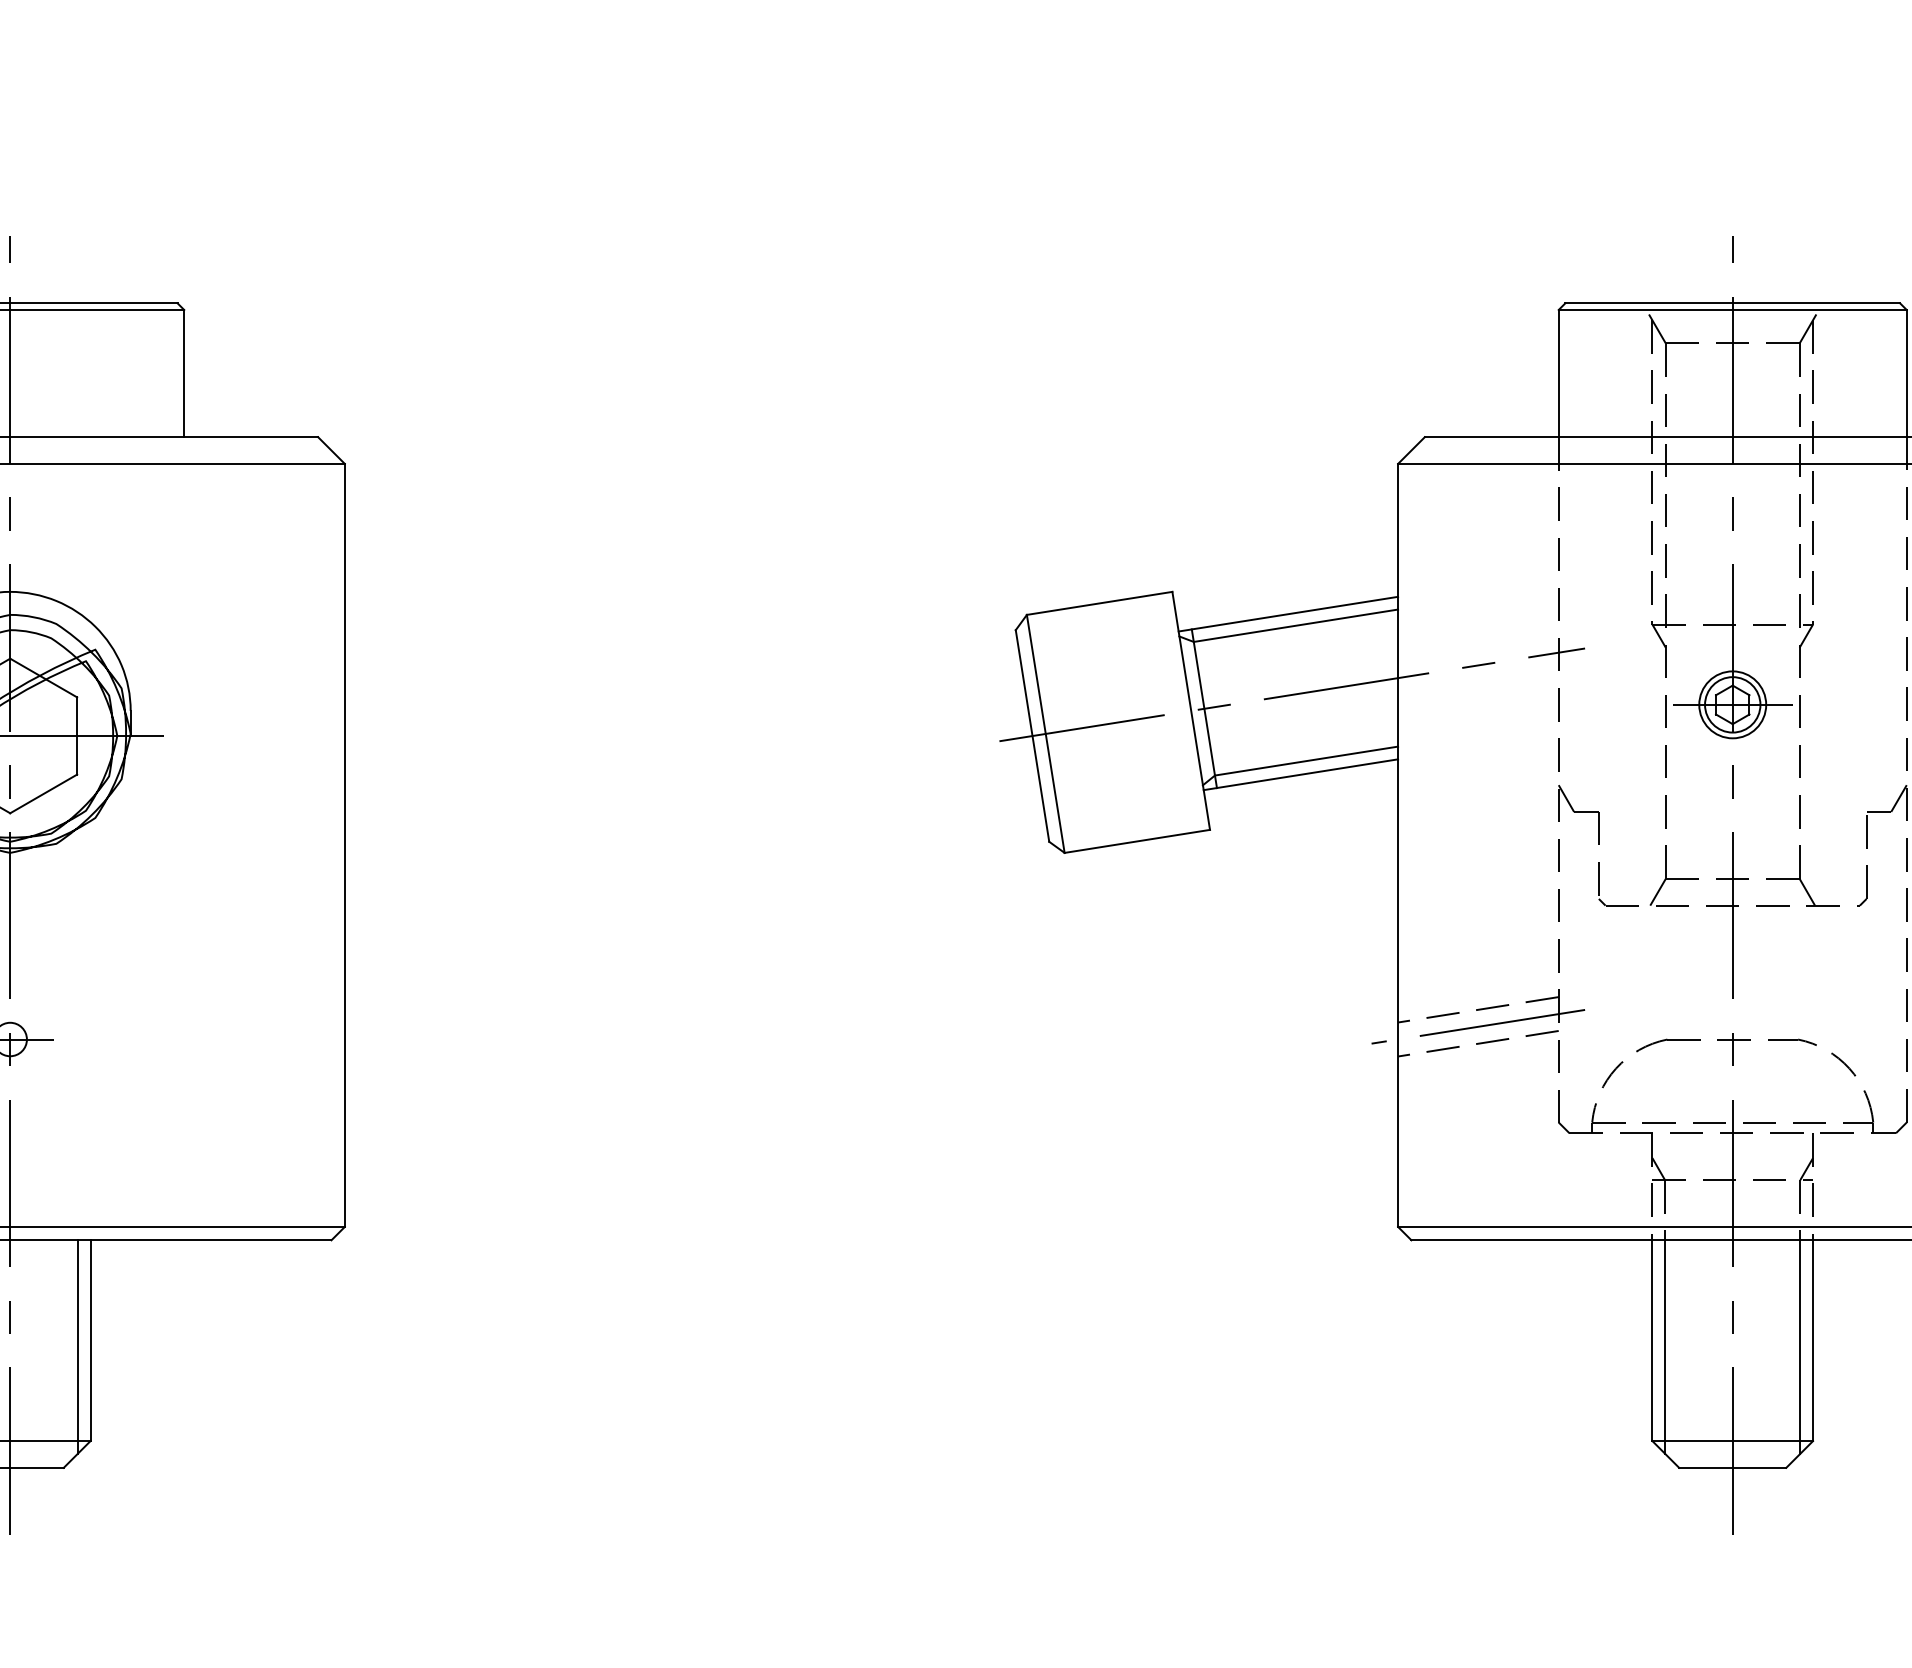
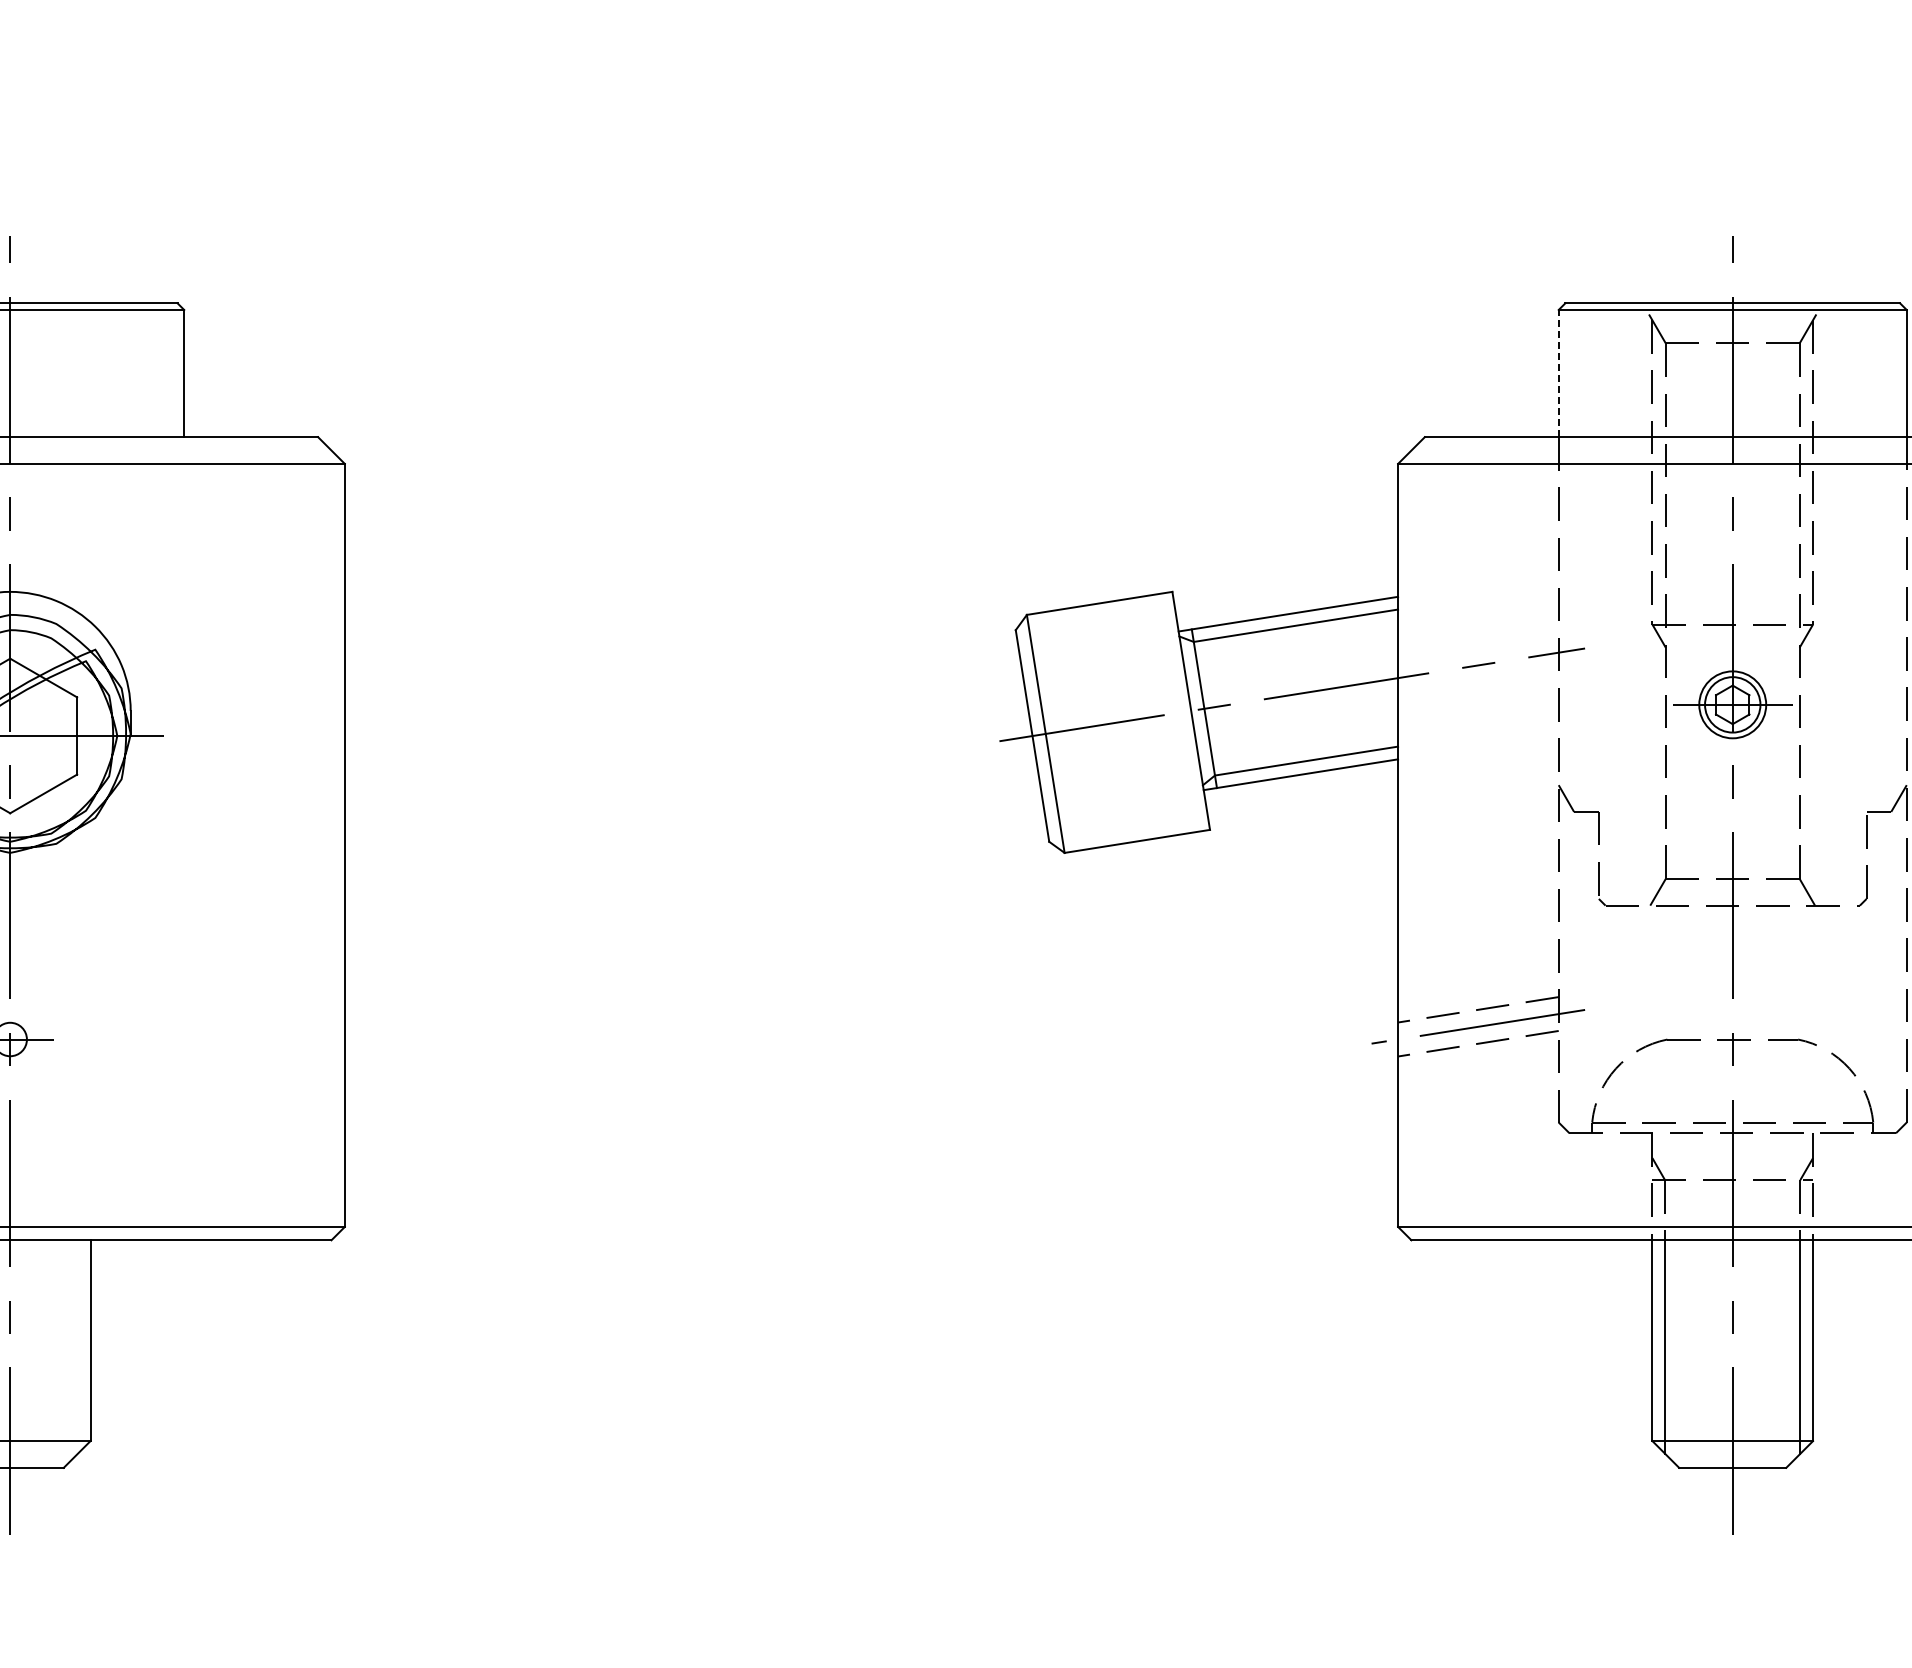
line: solid -> dashed (1558, 373)
line: present -> none (77, 1346)
